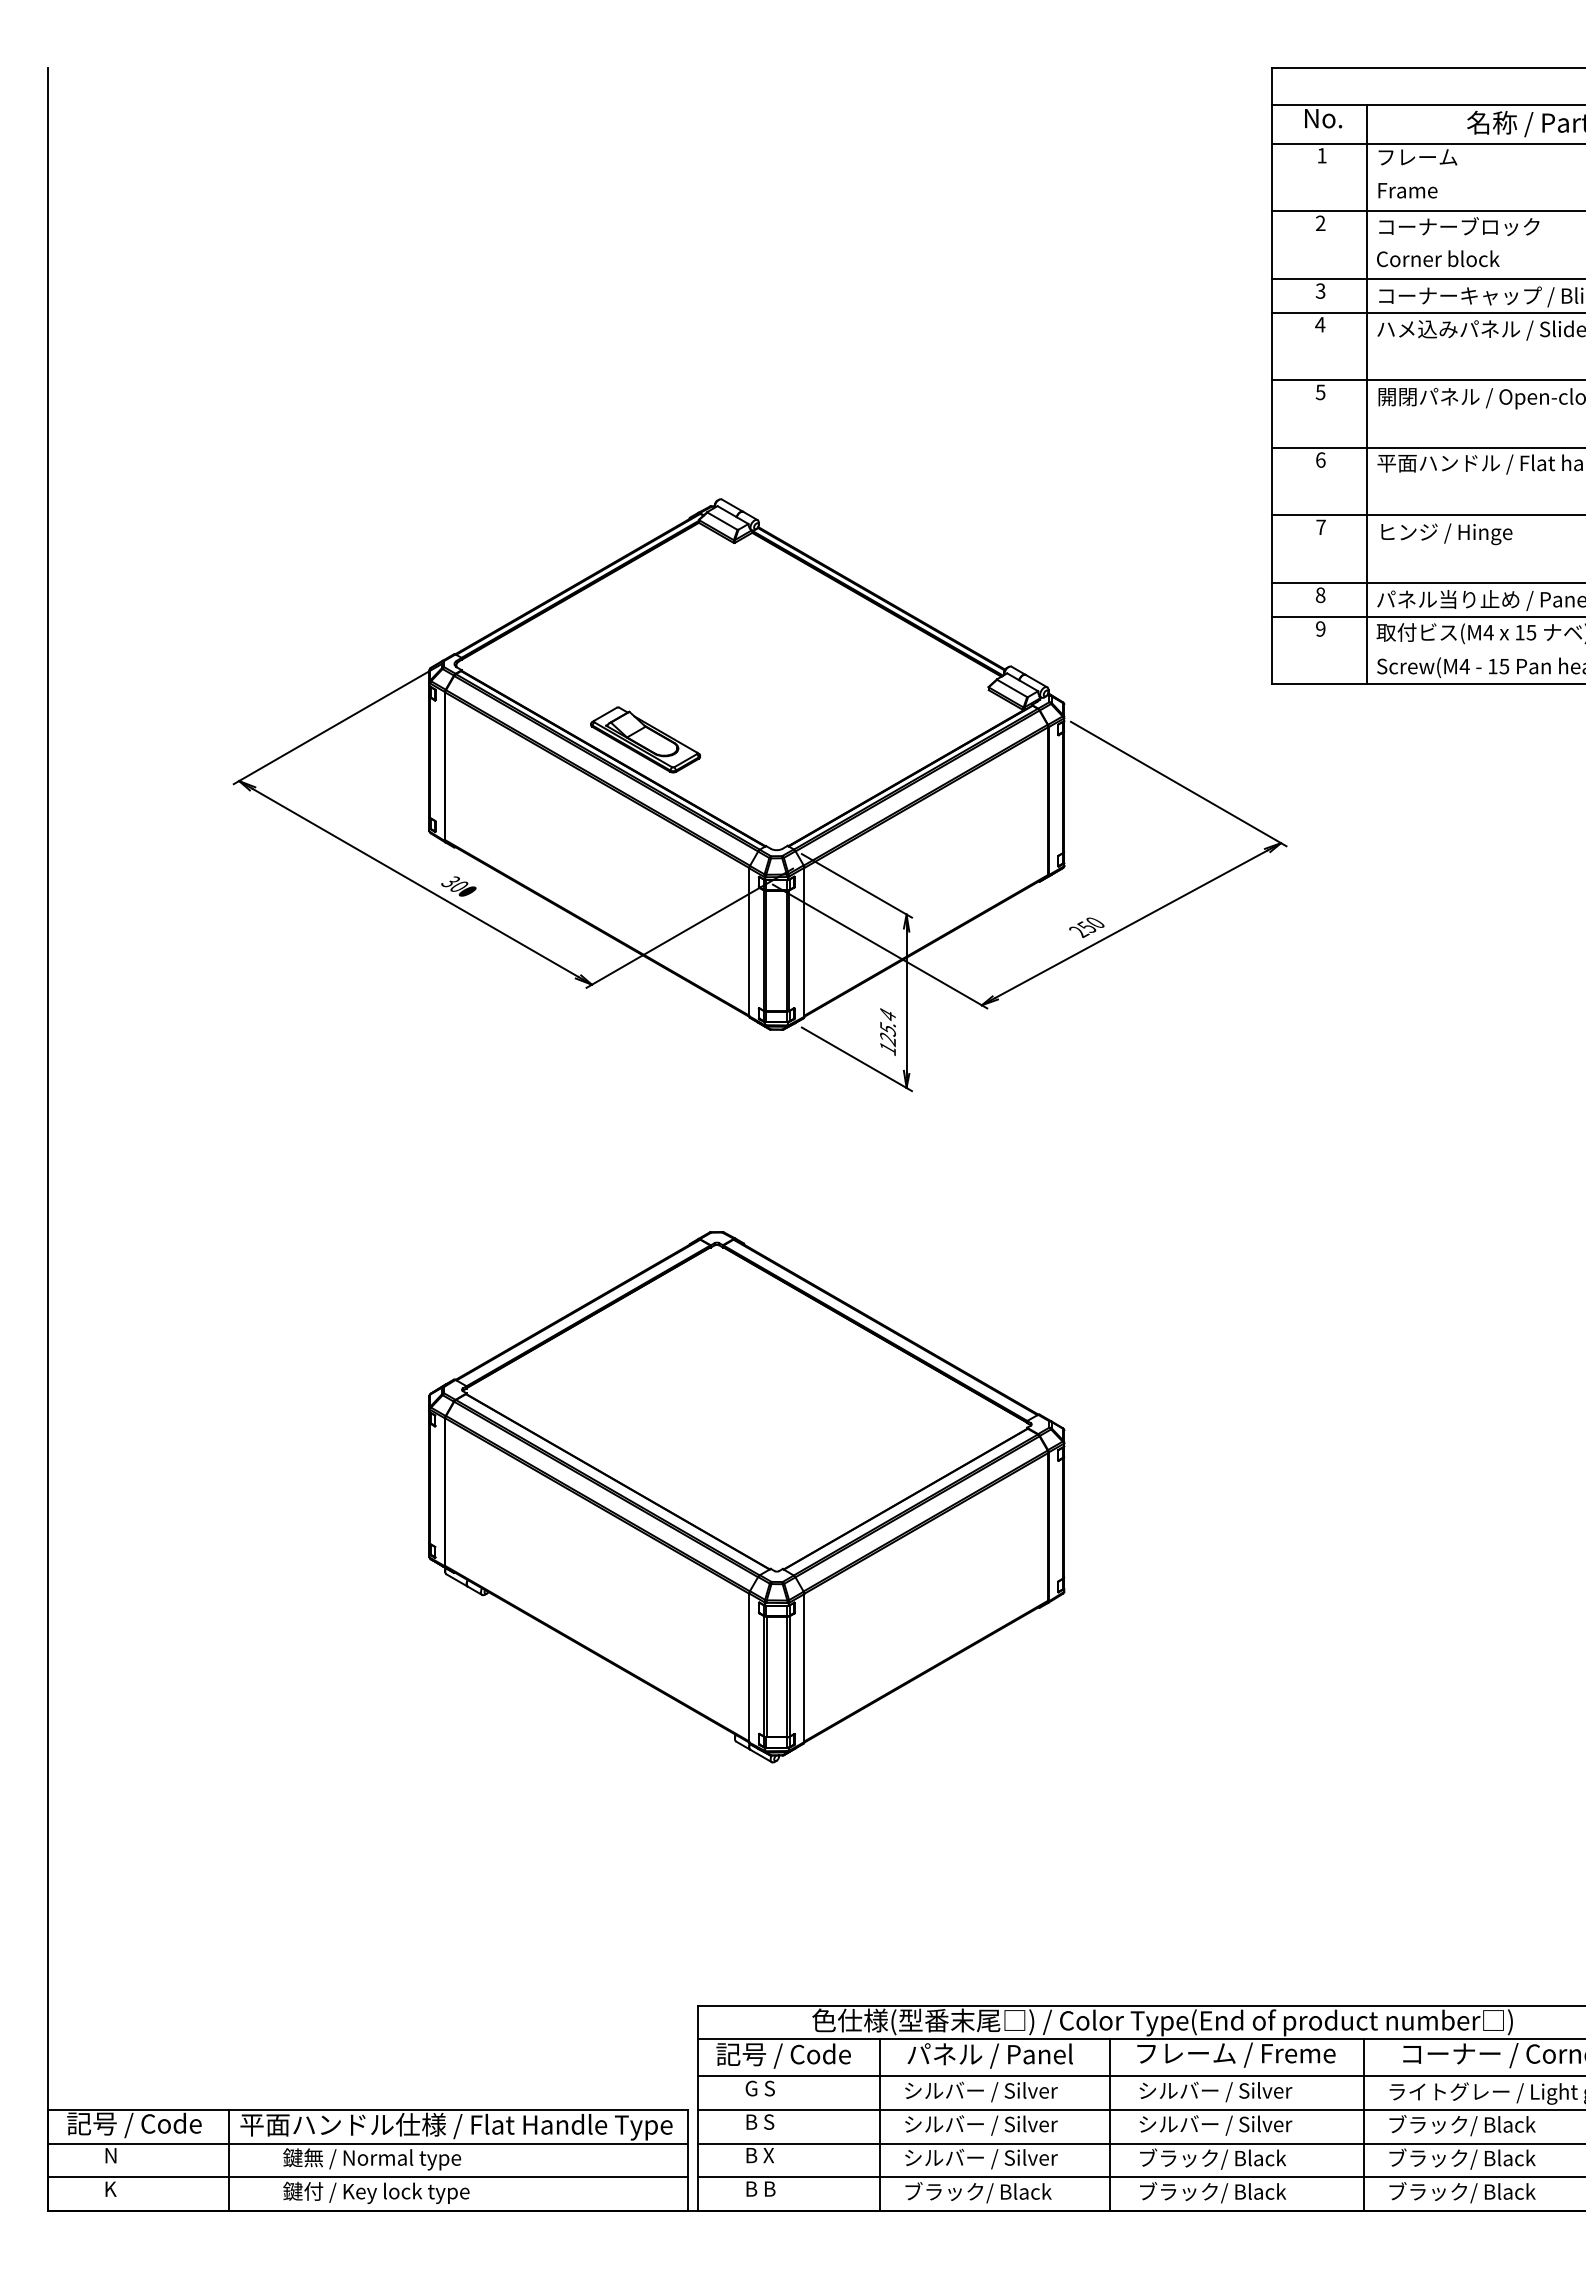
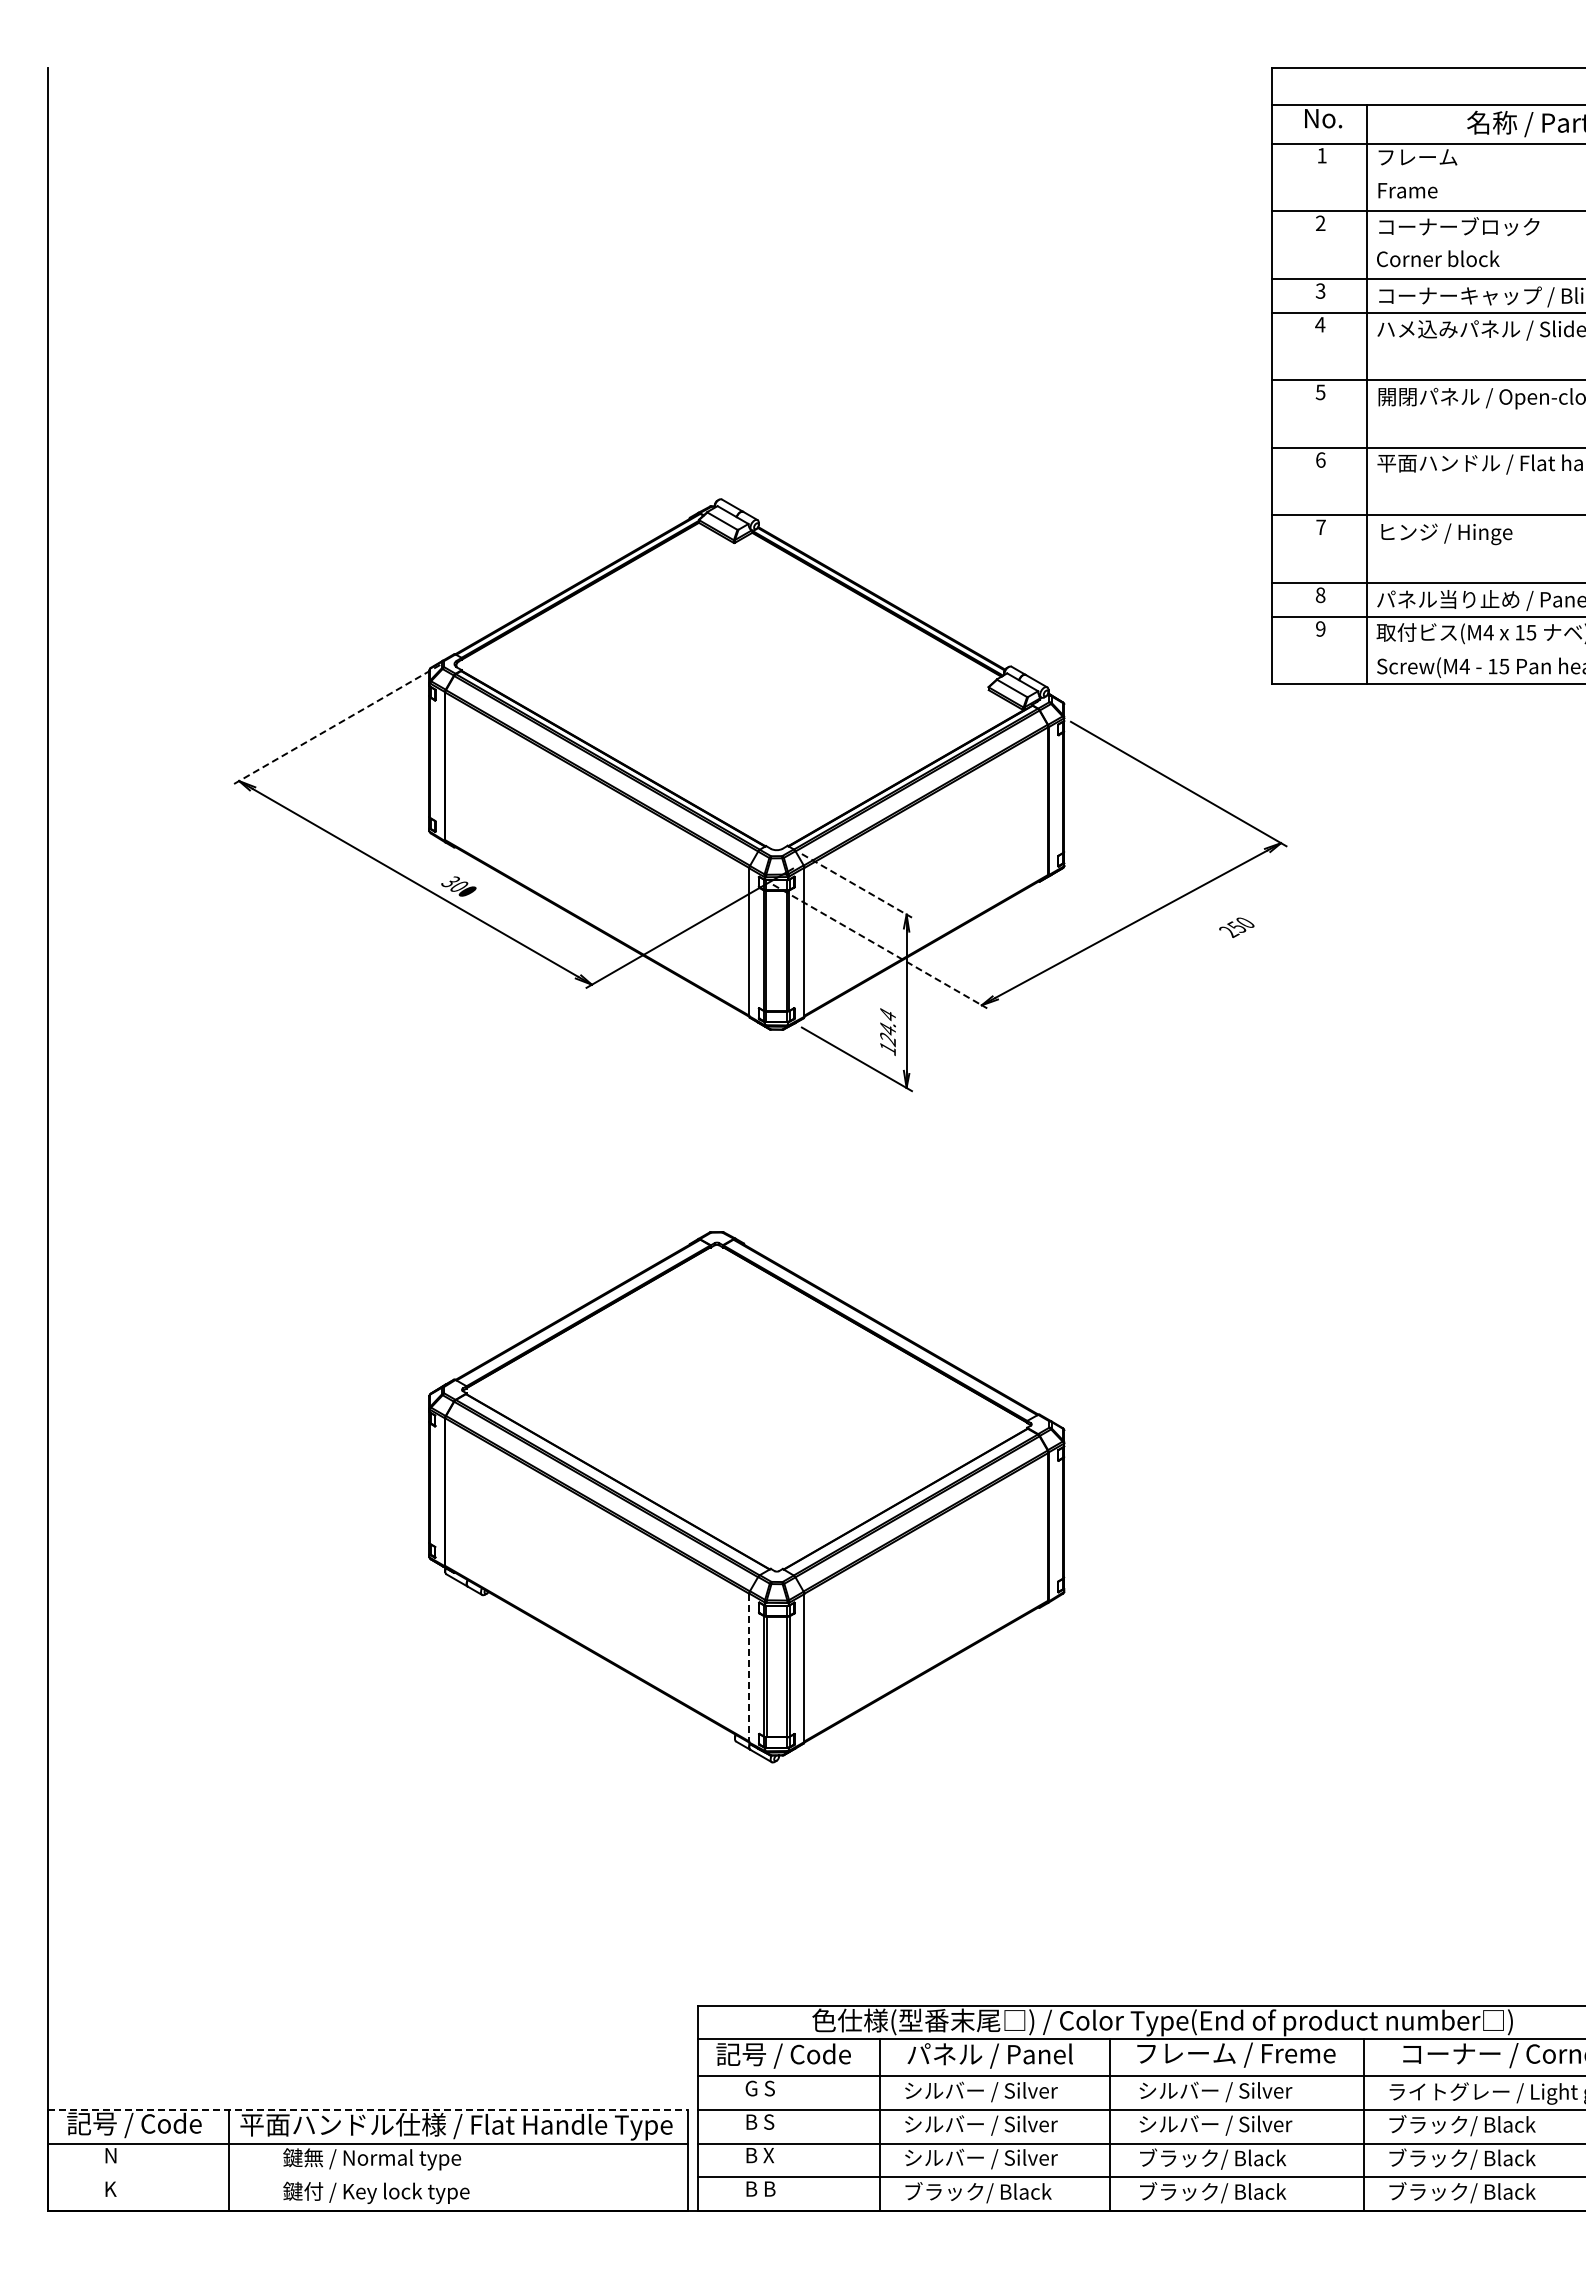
line: solid -> dashed (336, 724)
part: present -> none (645, 739)
line: solid -> dashed (856, 885)
text position: (1086, 927) -> (1236, 927) (1236, 927)
line: solid -> dashed (880, 946)
text: 125.4 -> 124.4 (888, 1028)
line: solid -> dashed (749, 1668)
line: solid -> dashed (368, 2109)
line: present -> none (367, 2177)
